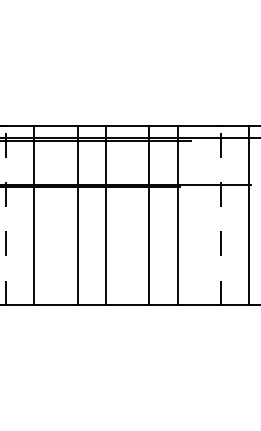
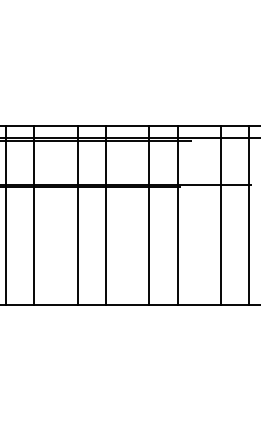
line: dashed -> solid (6, 215)
line: dashed -> solid (220, 215)
